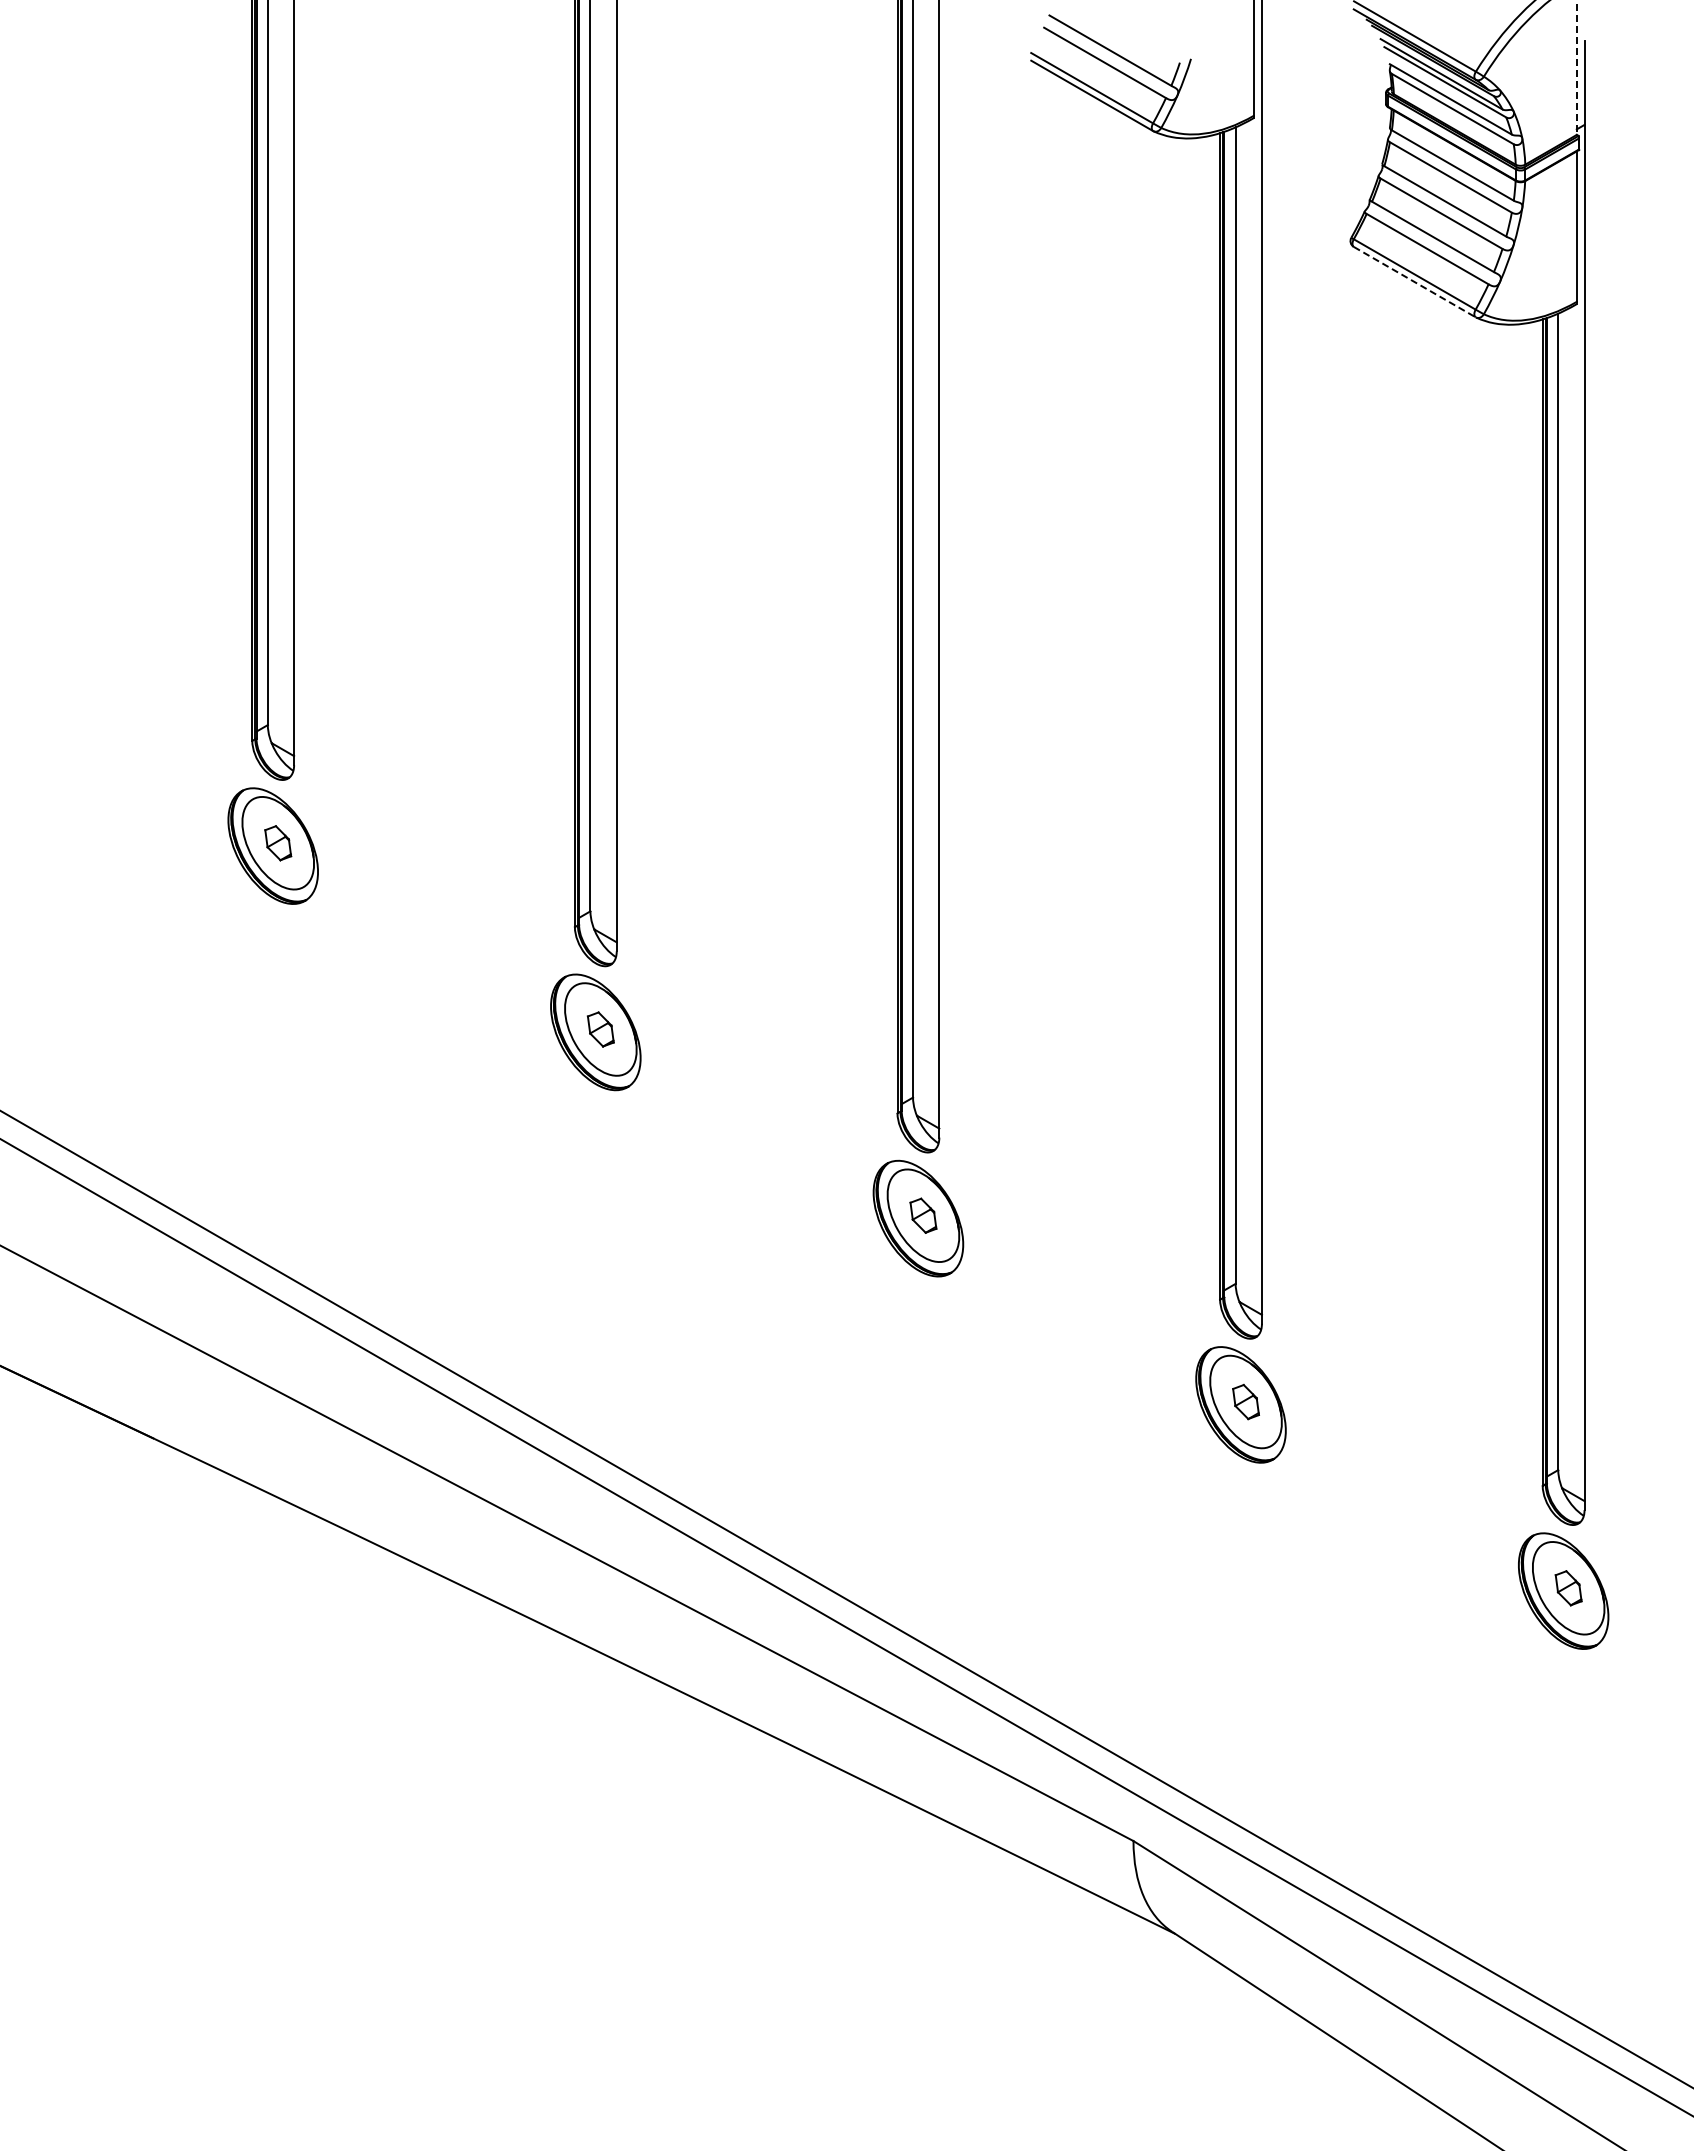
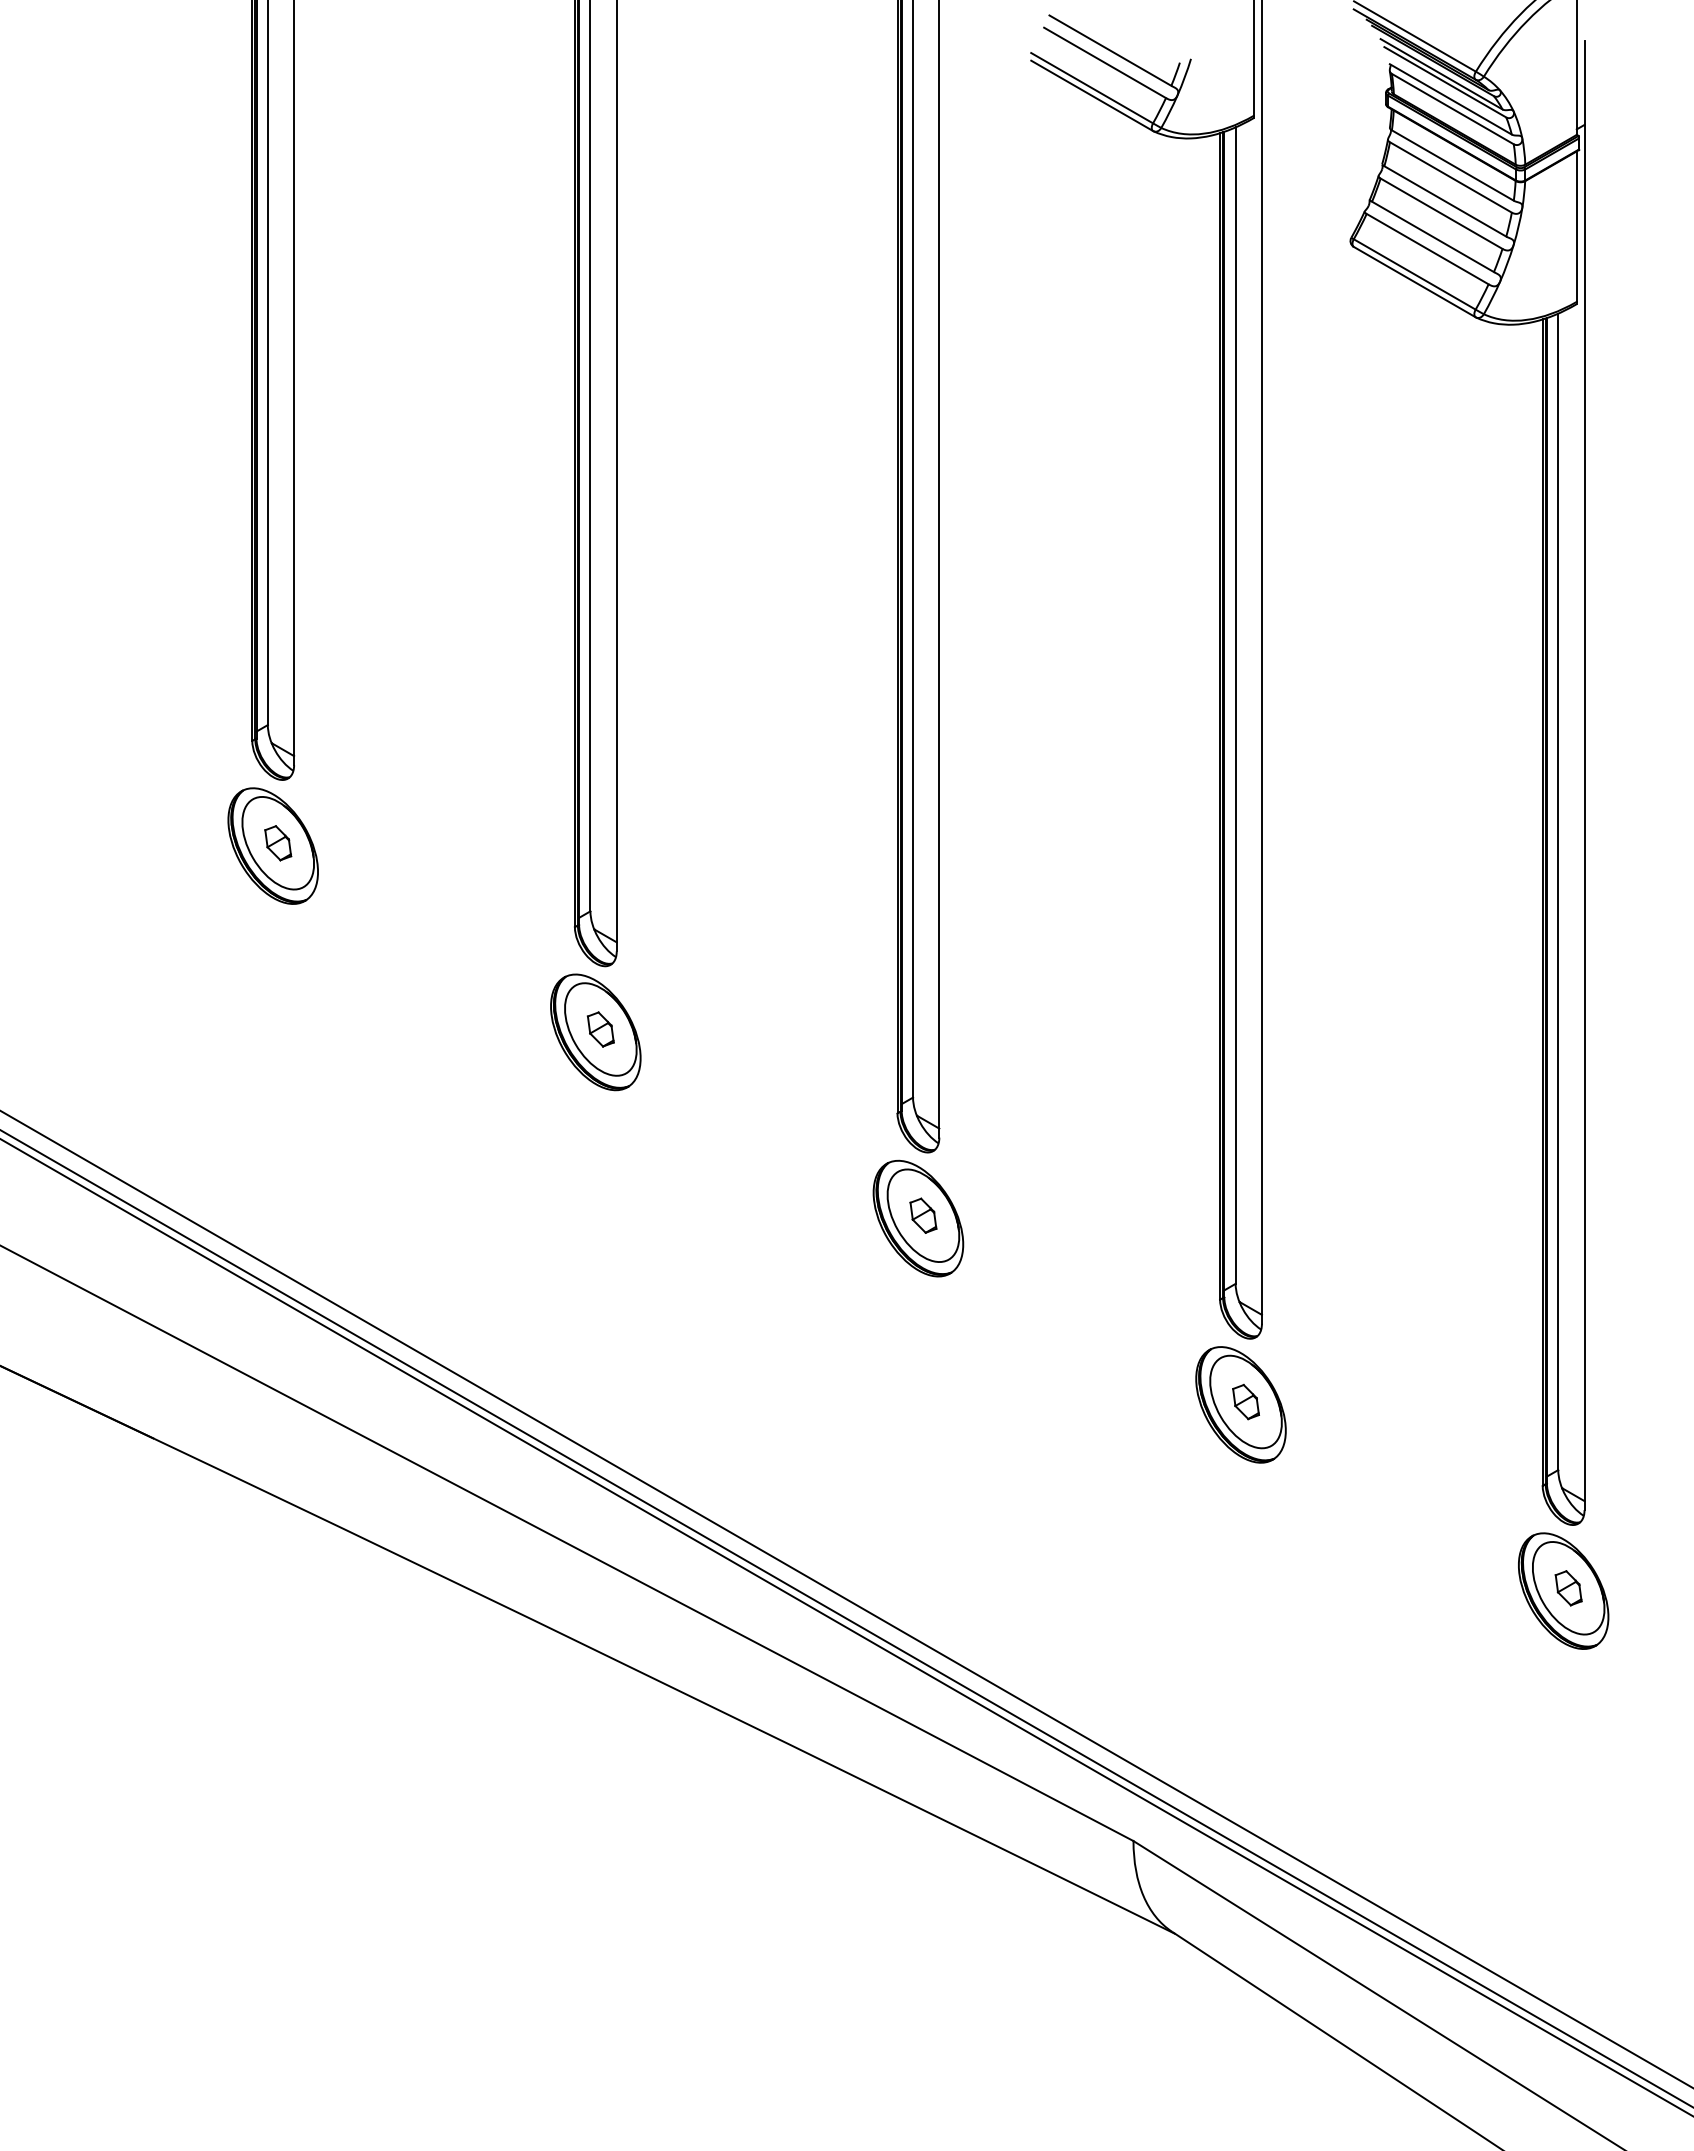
line: dashed -> solid (1576, 68)
line: dashed -> solid (1415, 282)
line: none -> present (846, 1618)
